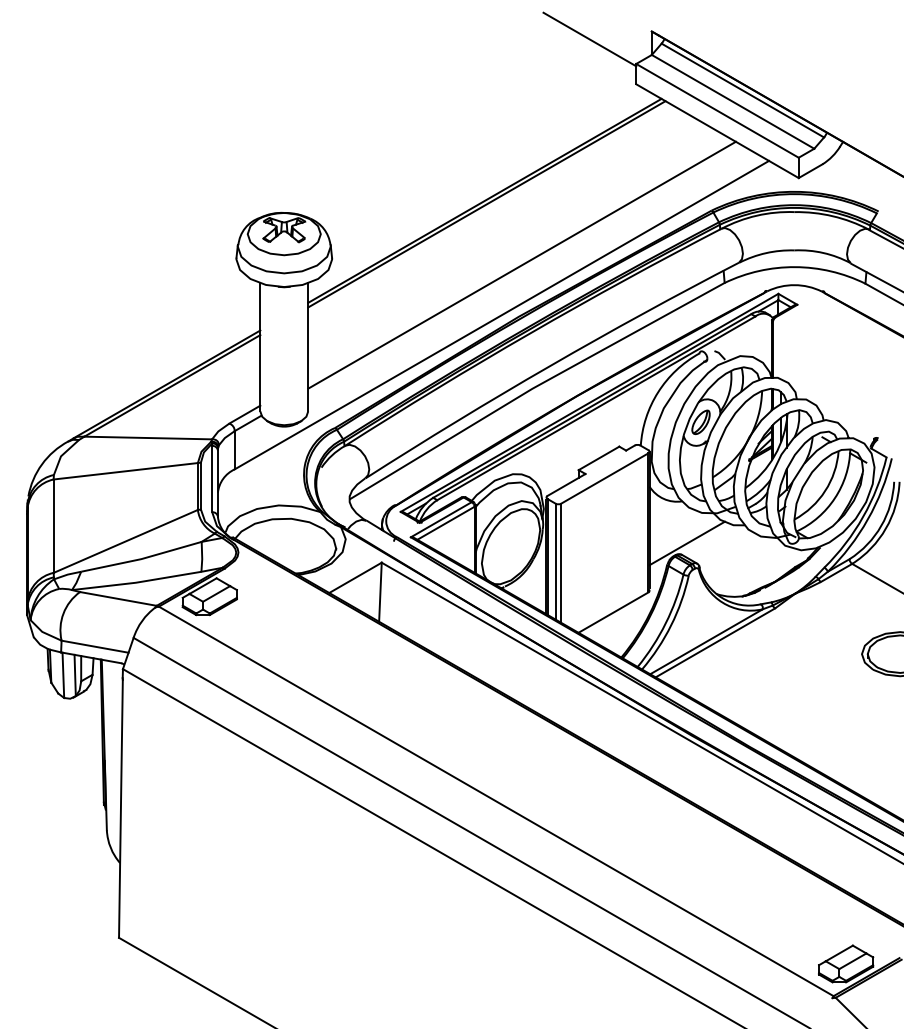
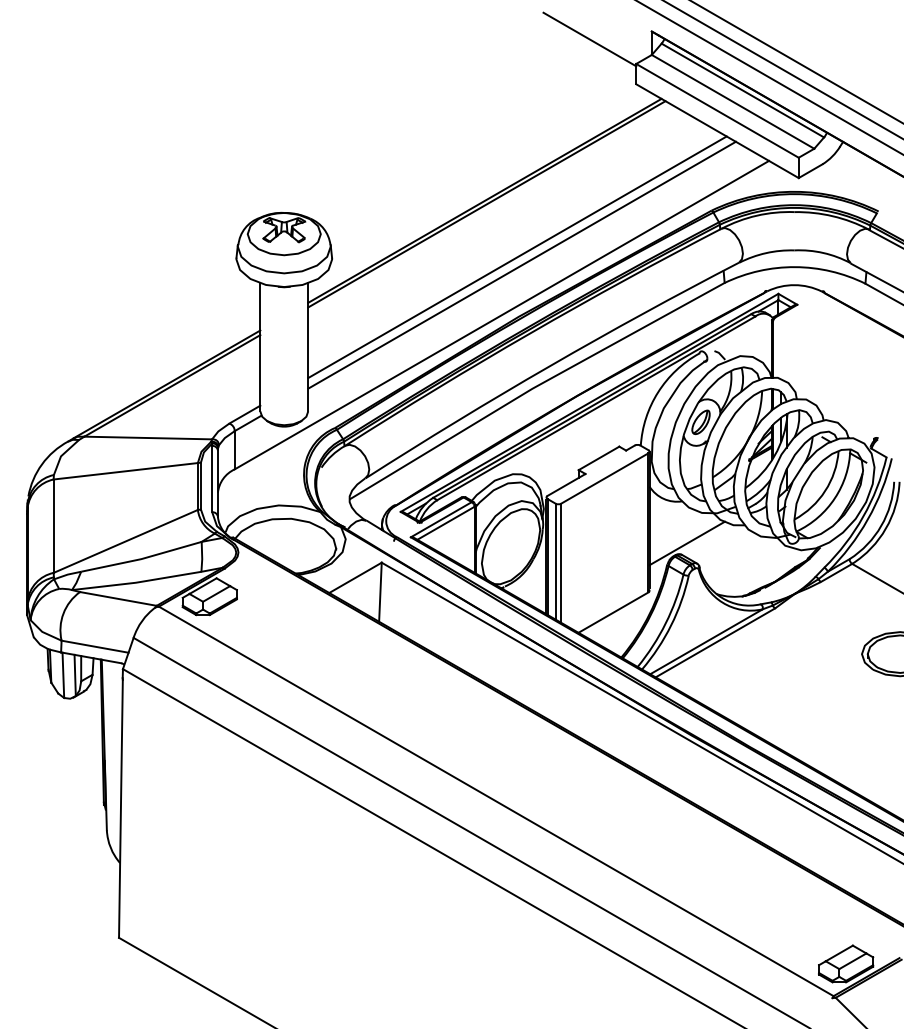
line: none -> present (796, 61)
line: none -> present (783, 69)
line: none -> present (769, 77)
line: none -> present (517, 257)
